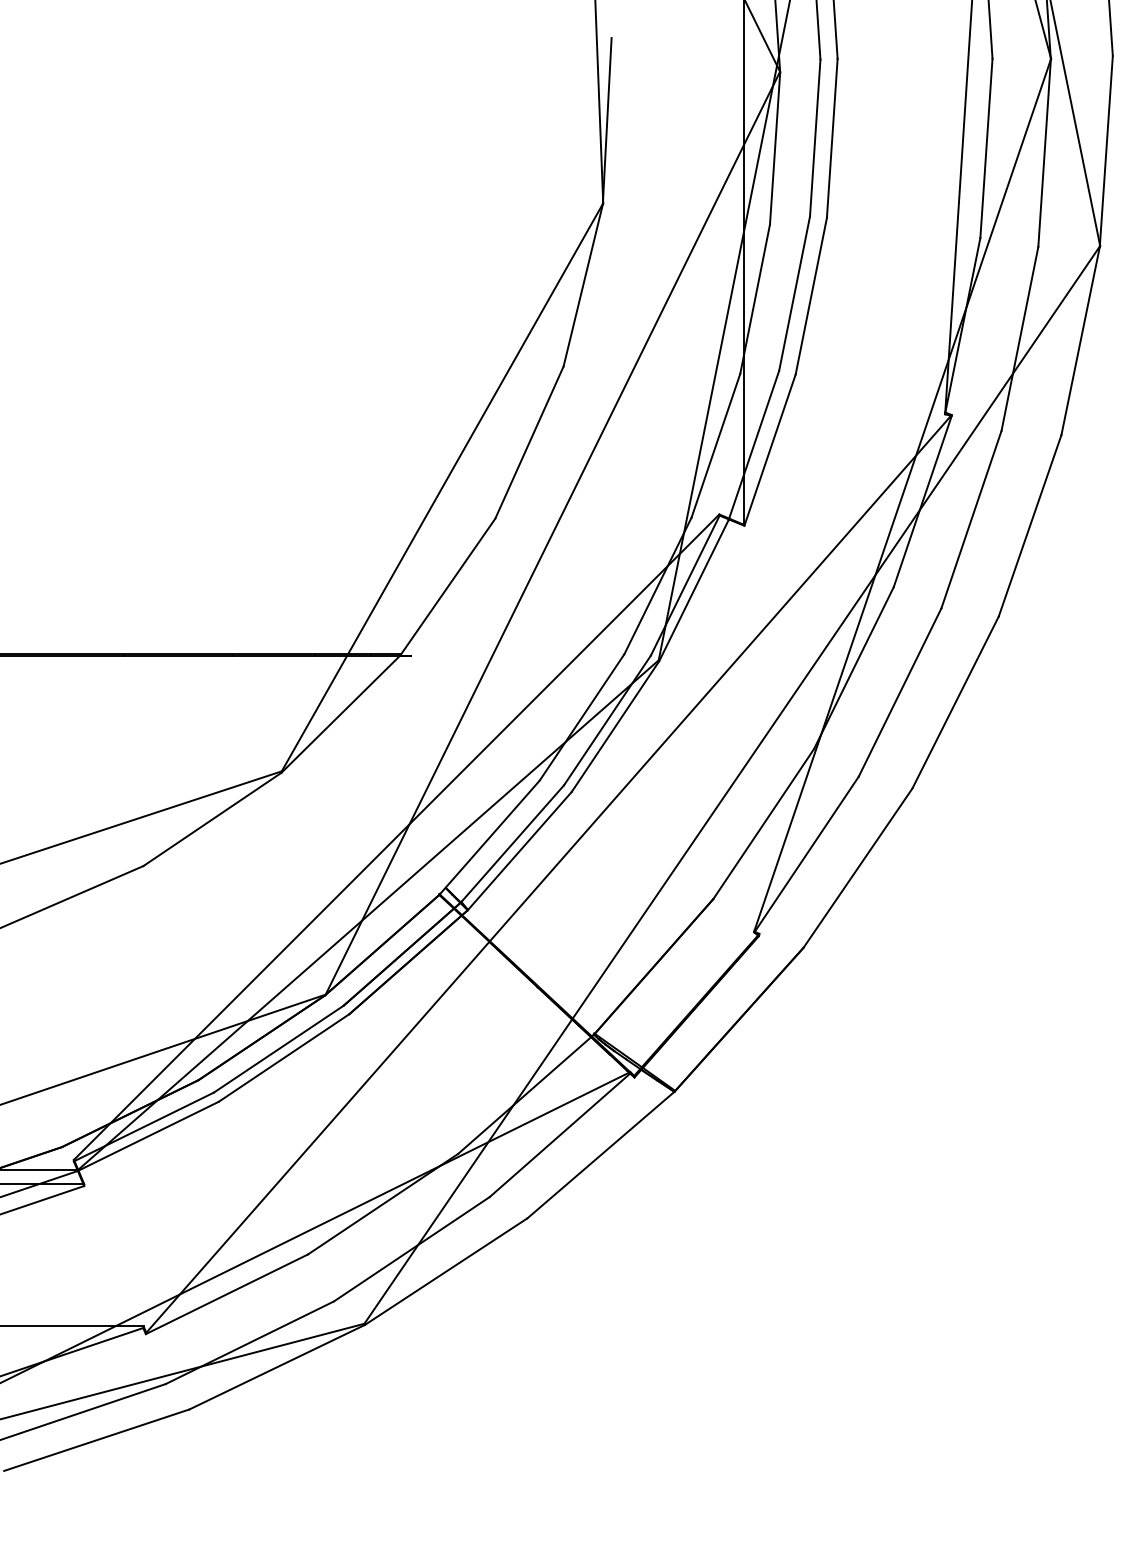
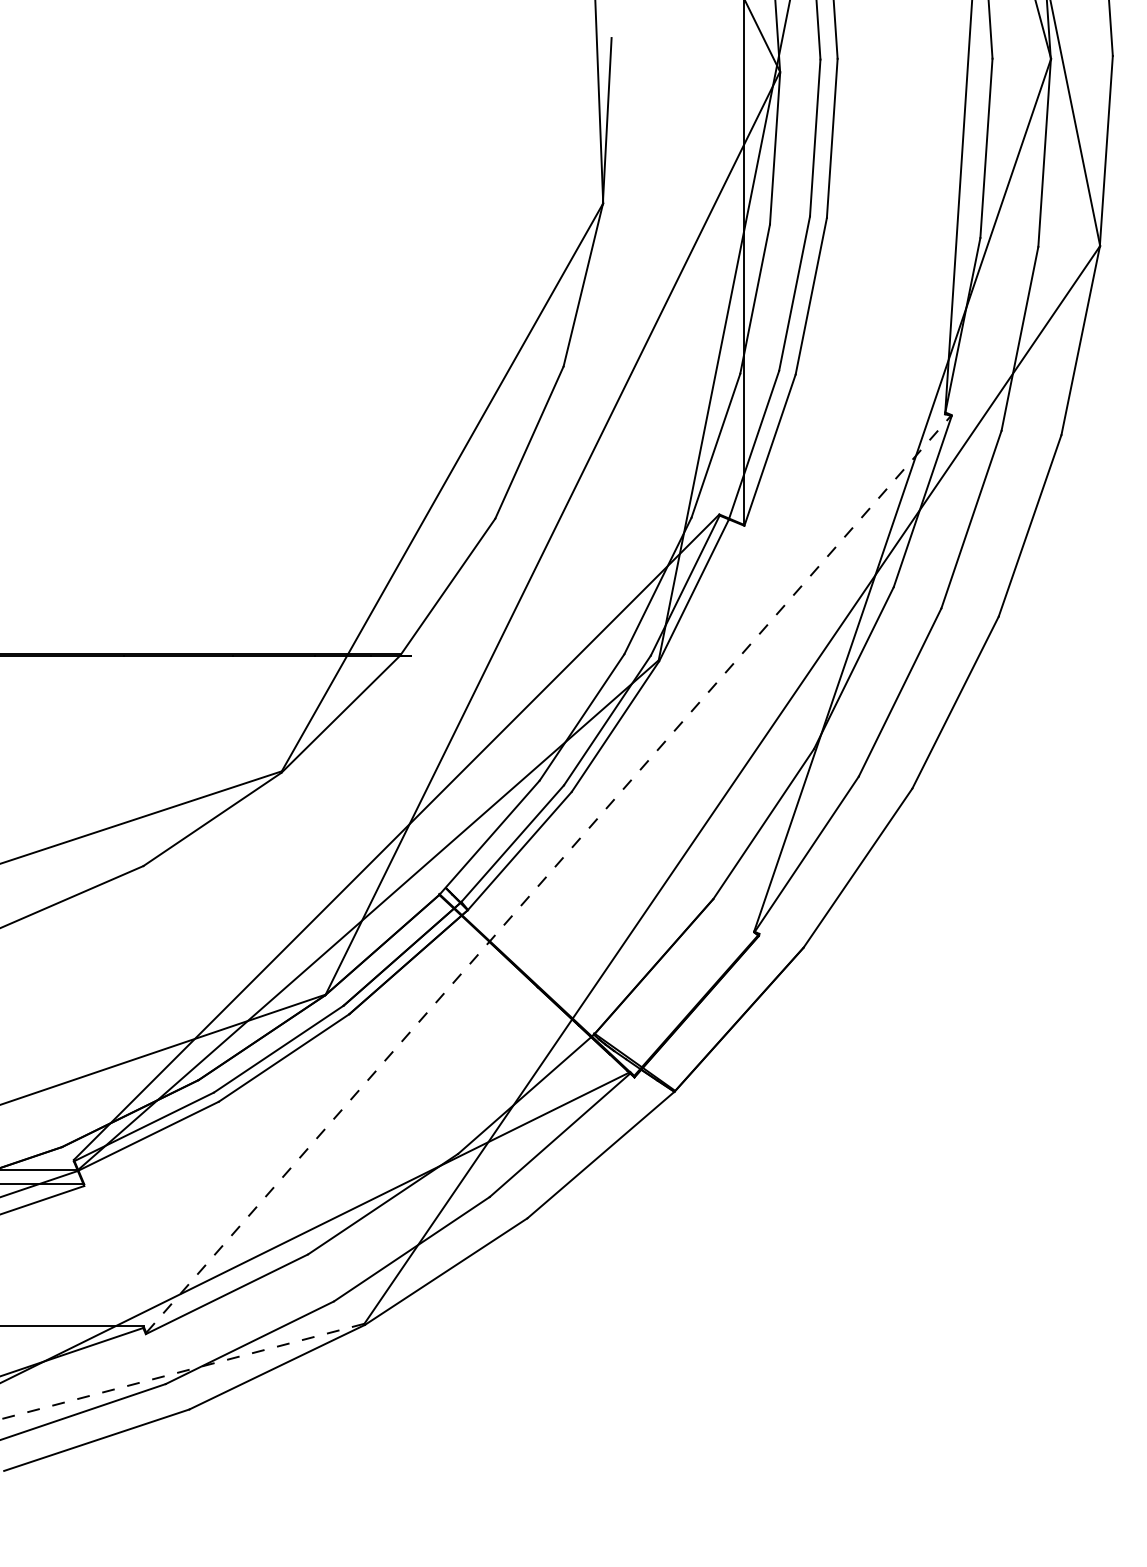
line: solid -> dashed (549, 873)
line: solid -> dashed (182, 1371)
